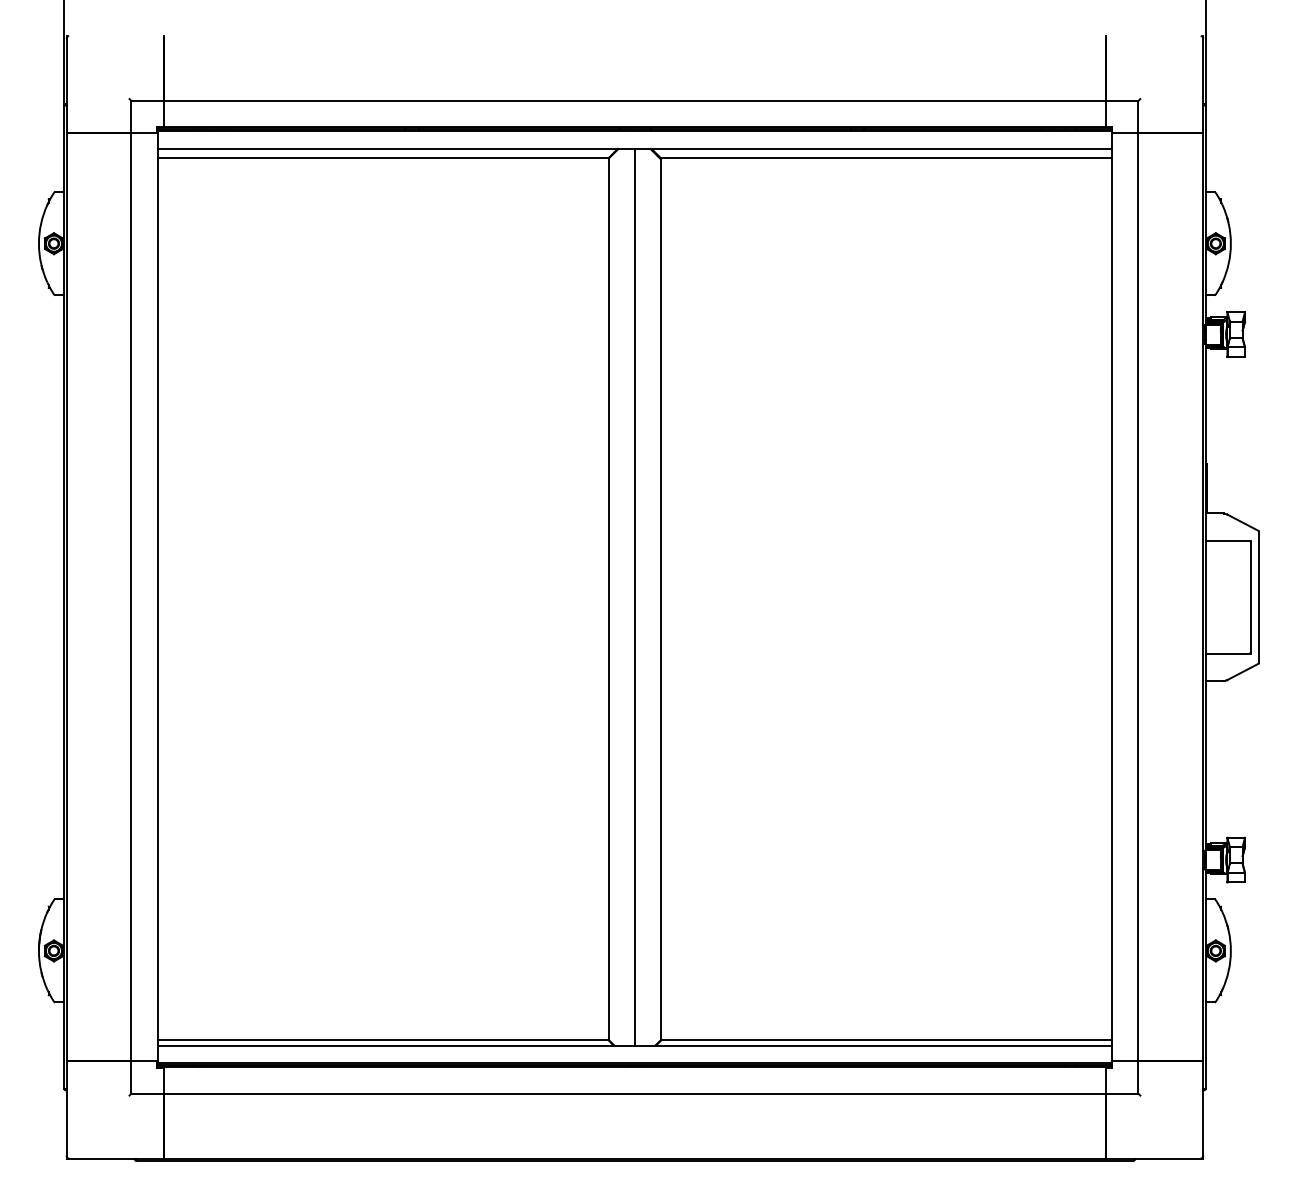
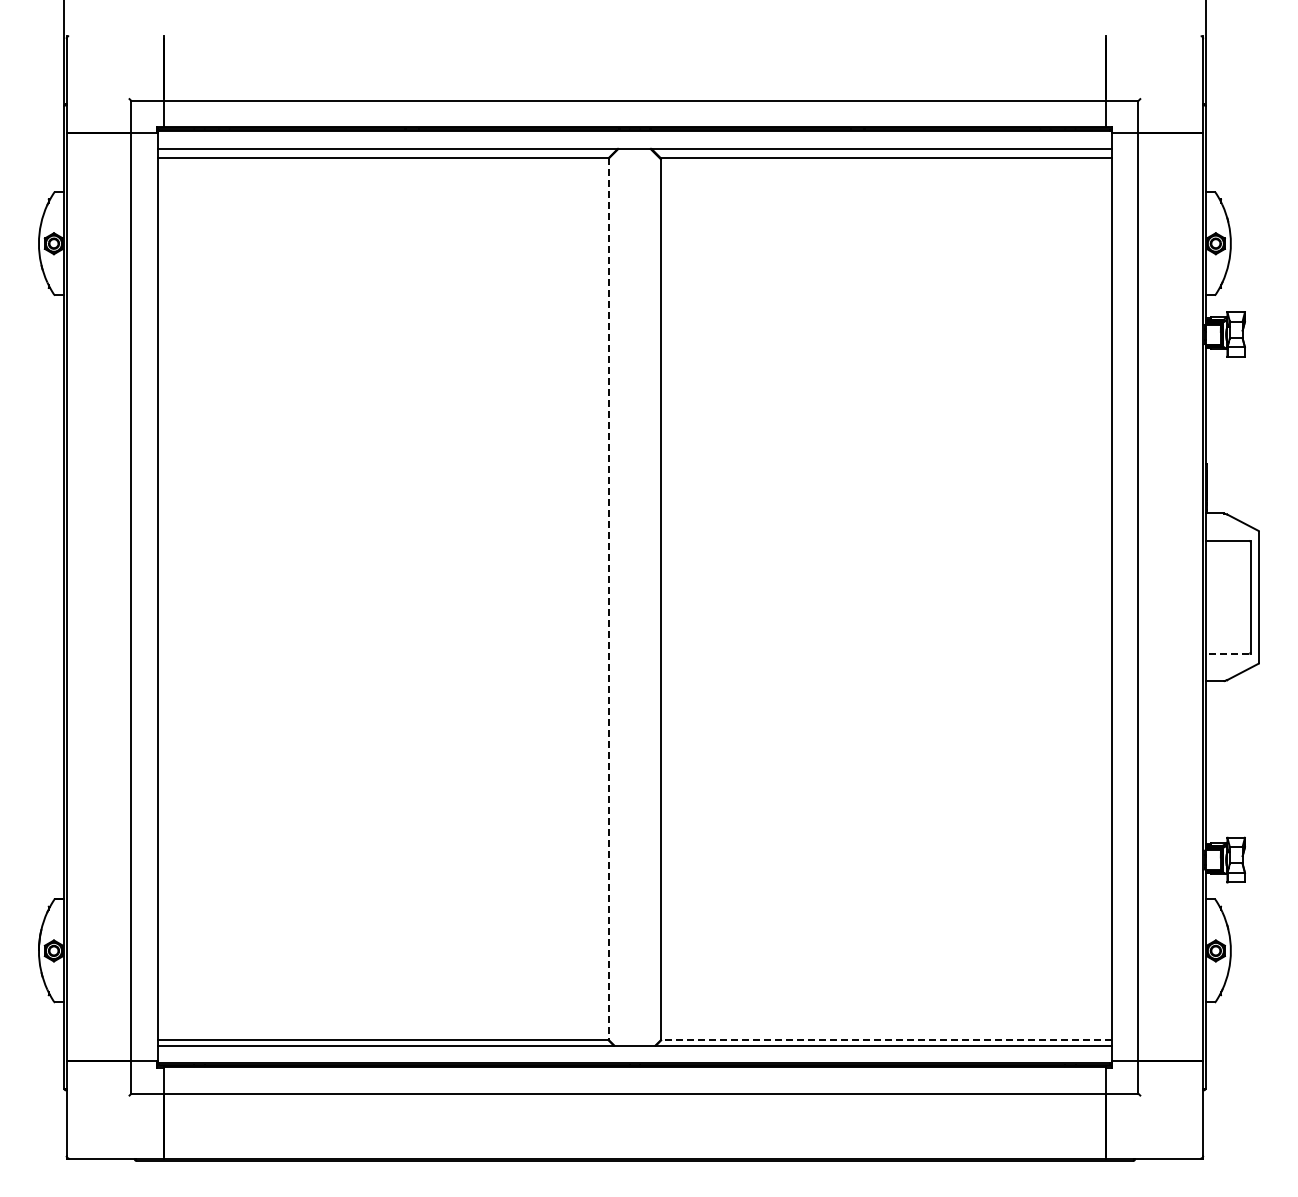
line: present -> none (634, 597)
line: solid -> dashed (608, 599)
line: solid -> dashed (1227, 653)
line: solid -> dashed (886, 1040)
